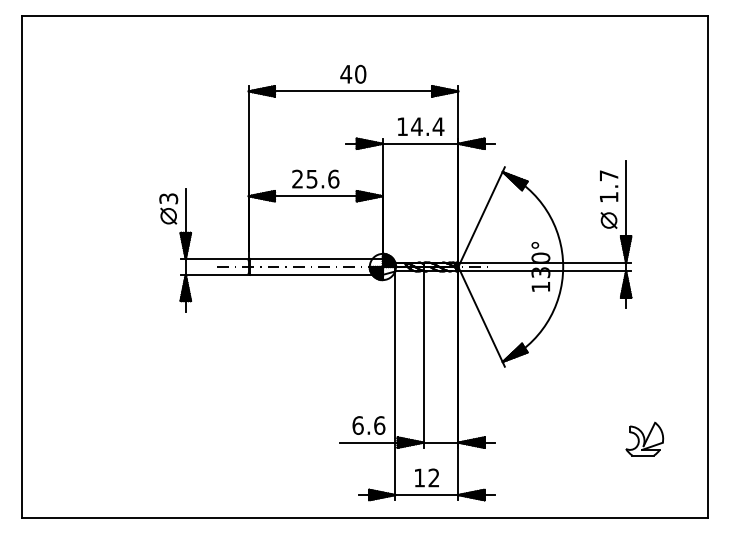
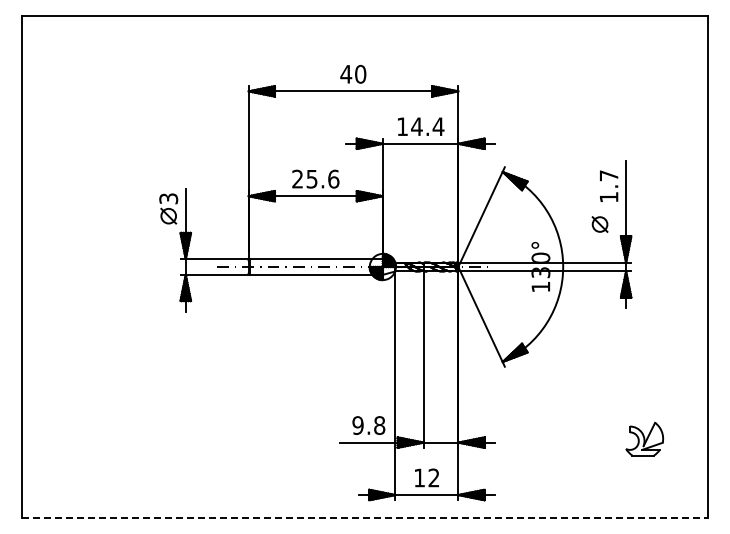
part position: (608, 220) -> (599, 224) (599, 224)
text: 6.6 -> 9.8 (368, 425)
line: solid -> dashed (365, 517)
